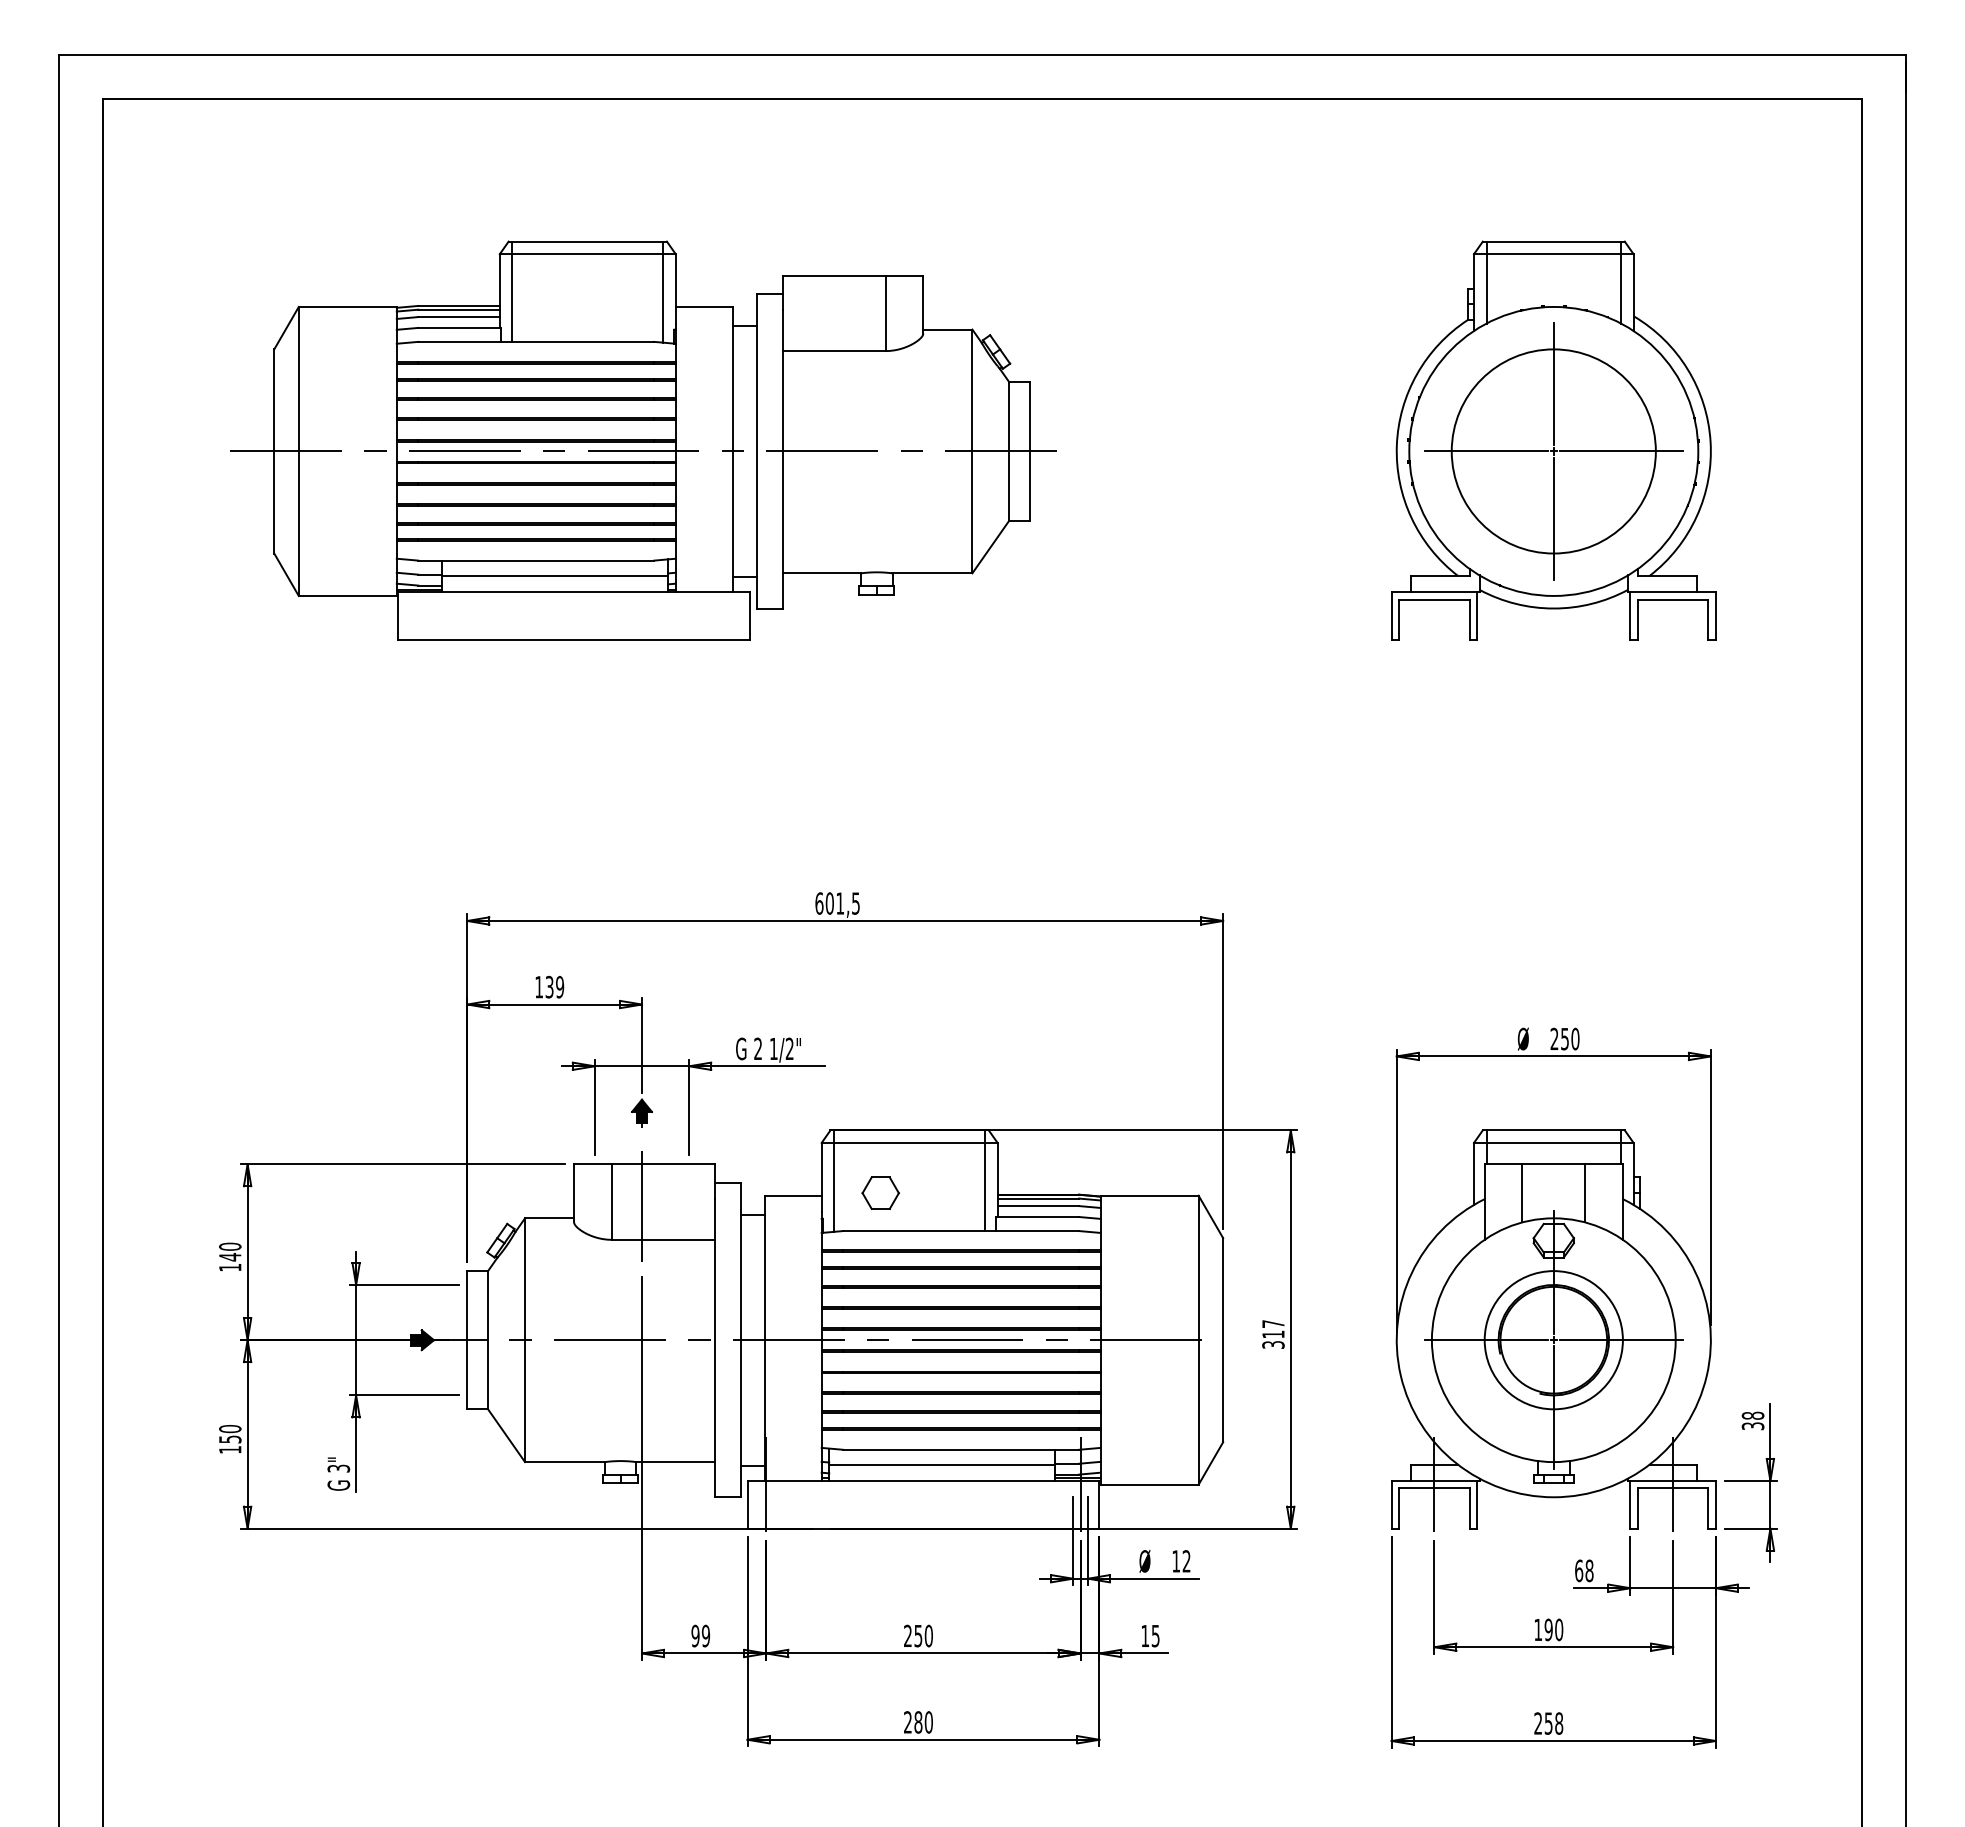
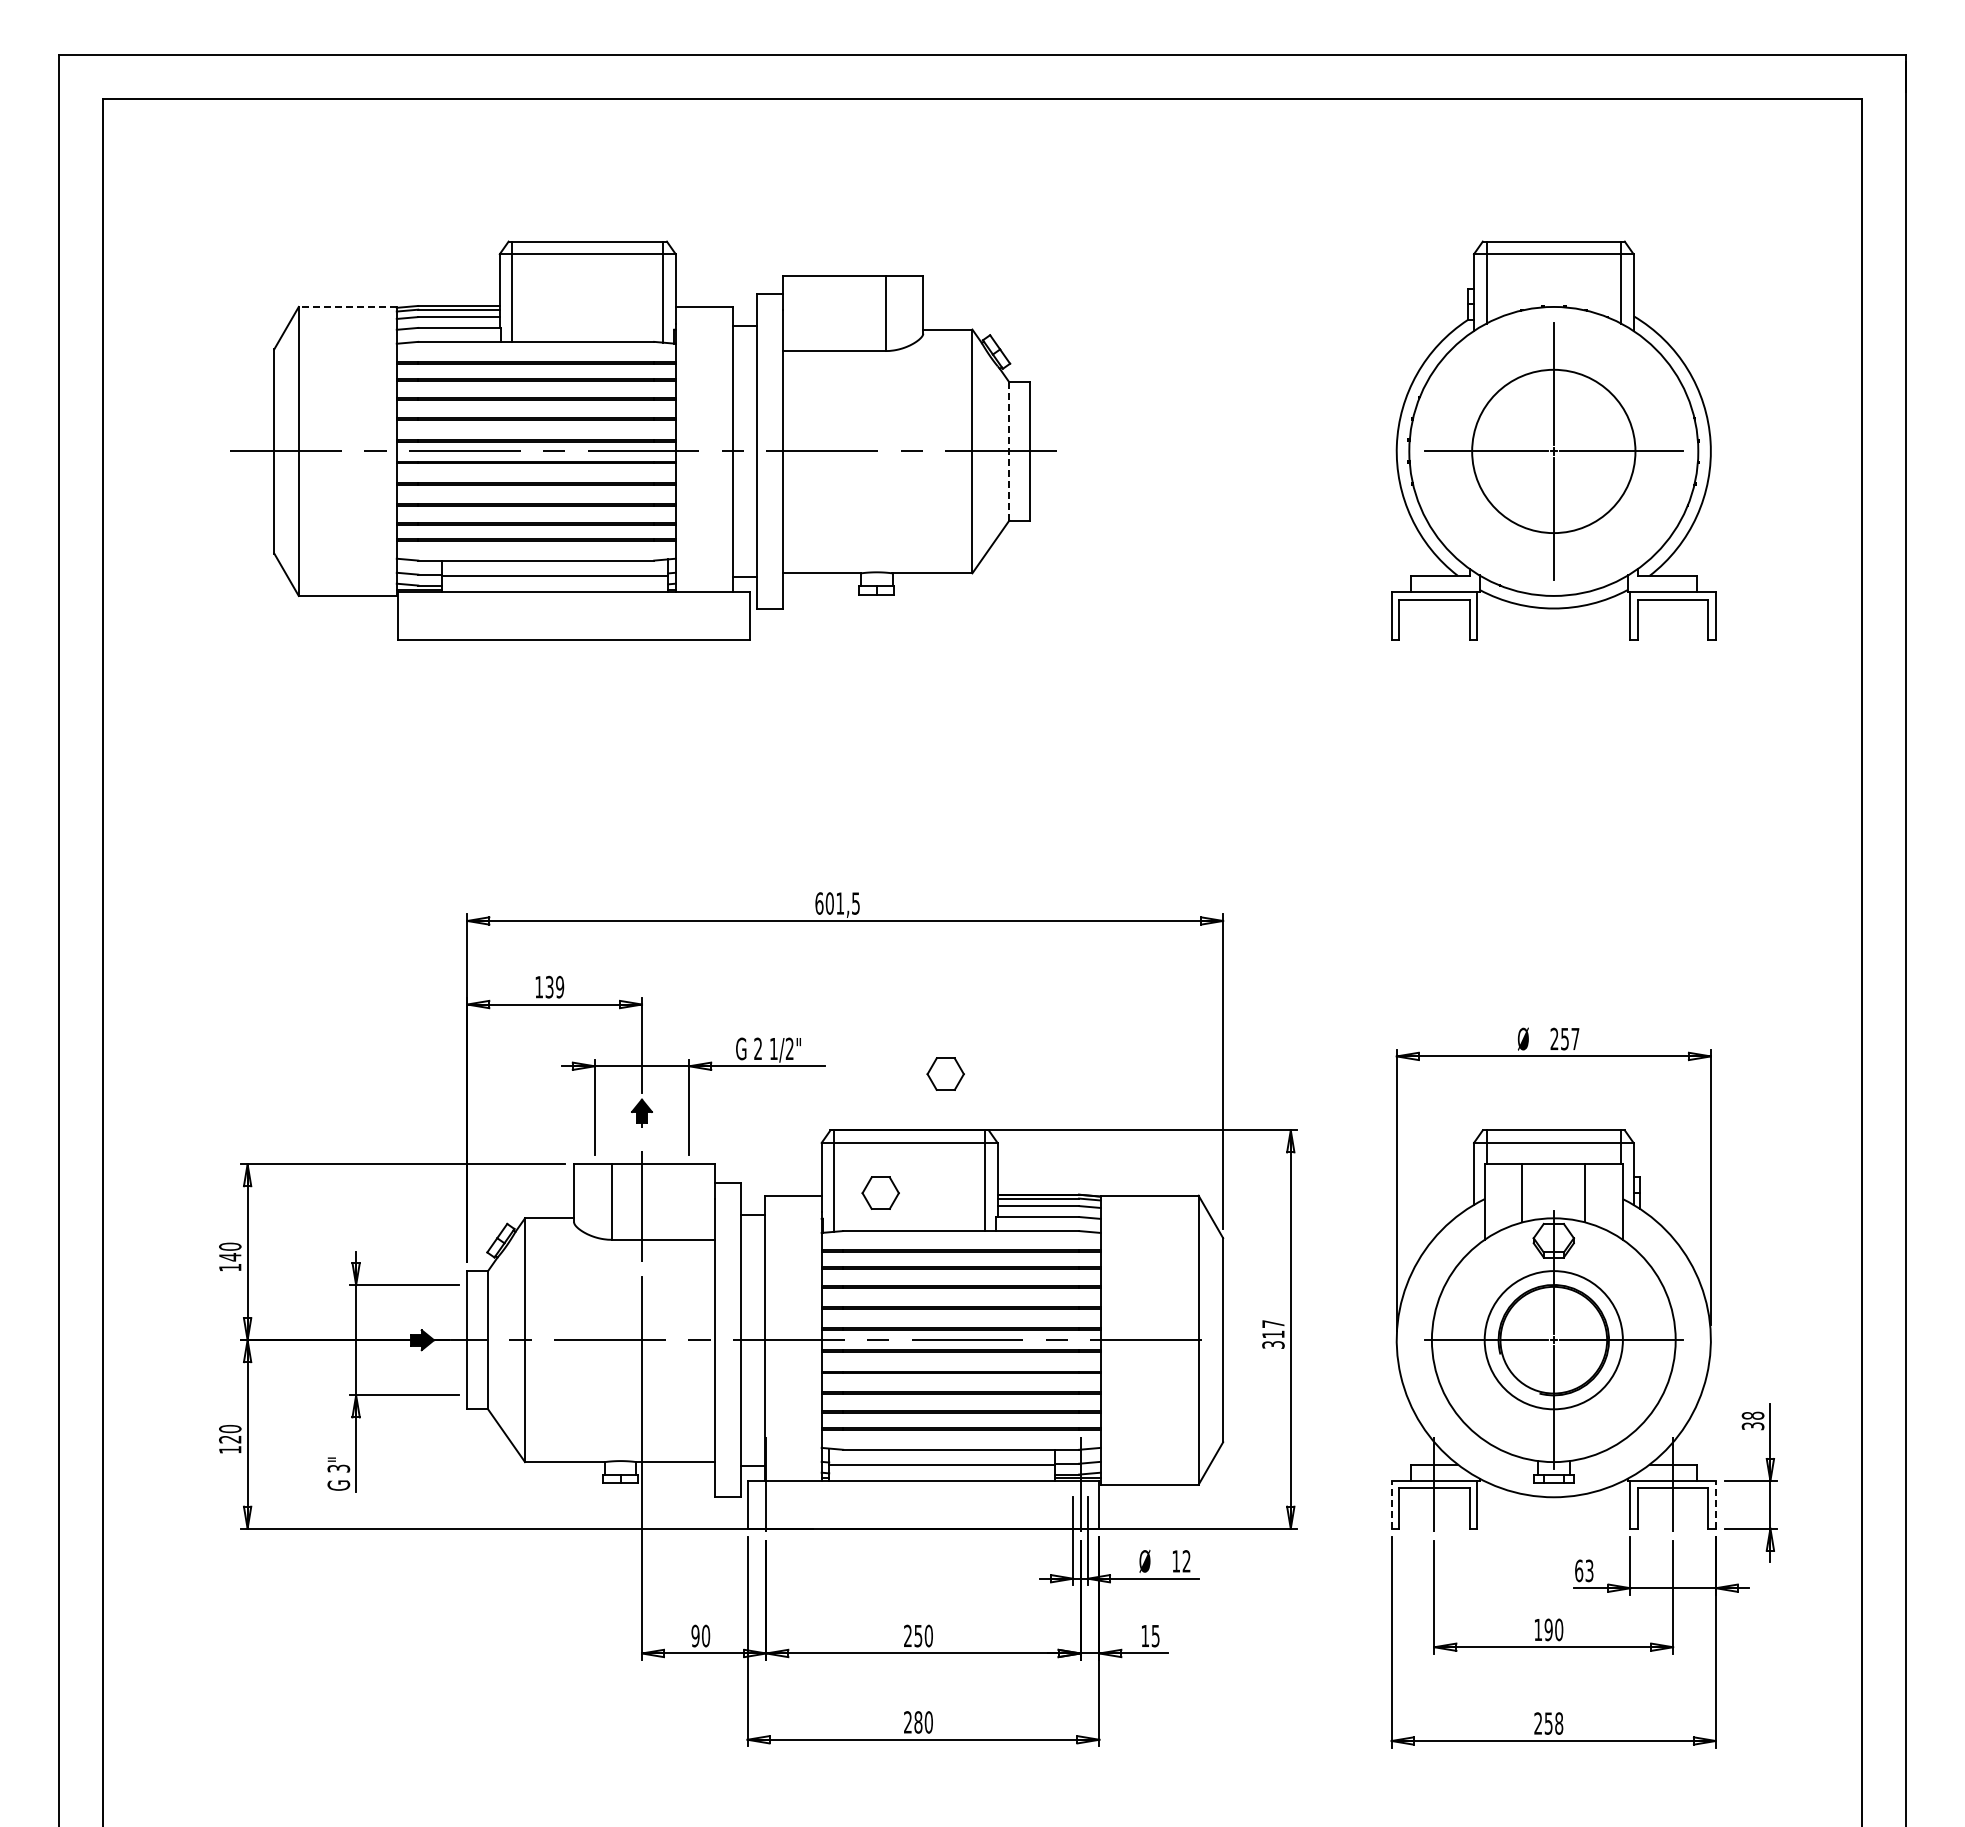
line: solid -> dashed (347, 306)
line: solid -> dashed (1009, 450)
circle diameter: 204 px -> 163 px (1553, 451)
text: 250 -> 257 (1575, 1038)
part: none -> present (945, 1073)
text: 150 -> 120 (230, 1439)
line: solid -> dashed (1391, 1504)
line: solid -> dashed (1715, 1504)
text: 68 -> 63 (1589, 1570)
text: 99 -> 90 (705, 1636)
